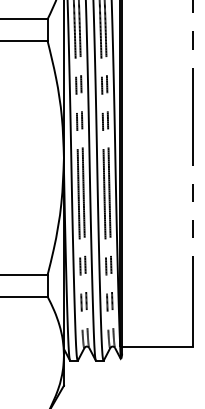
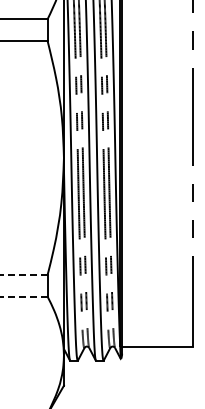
line: solid -> dashed (23, 275)
line: solid -> dashed (24, 296)
